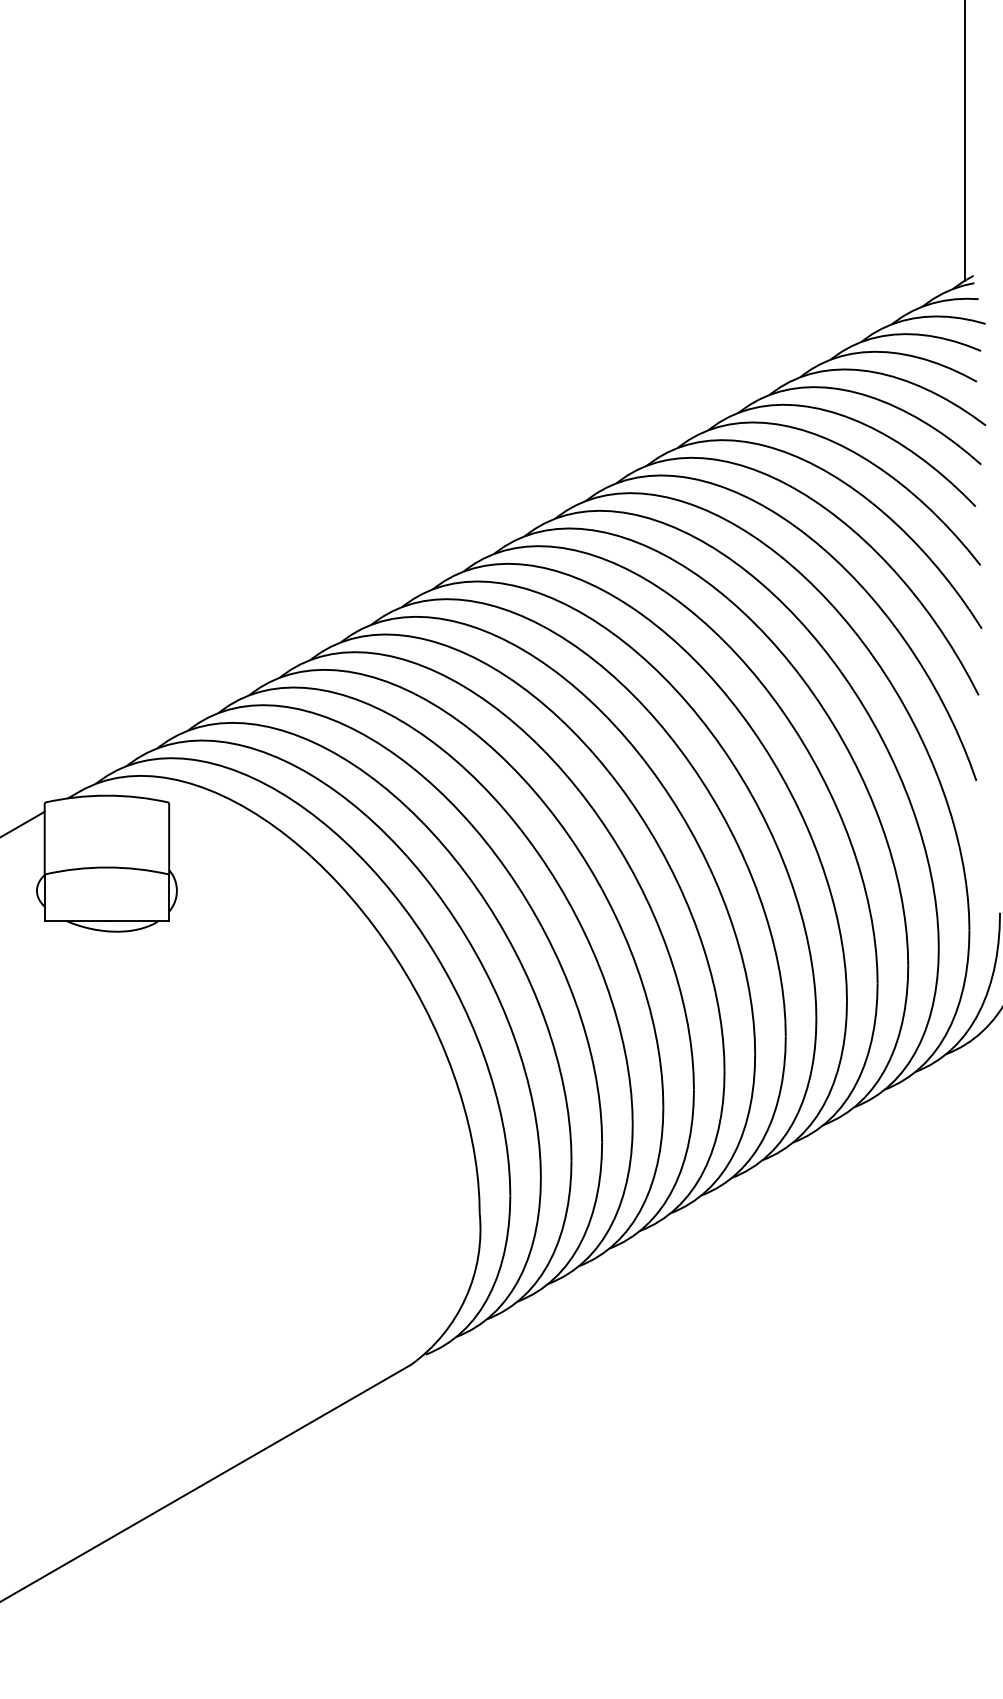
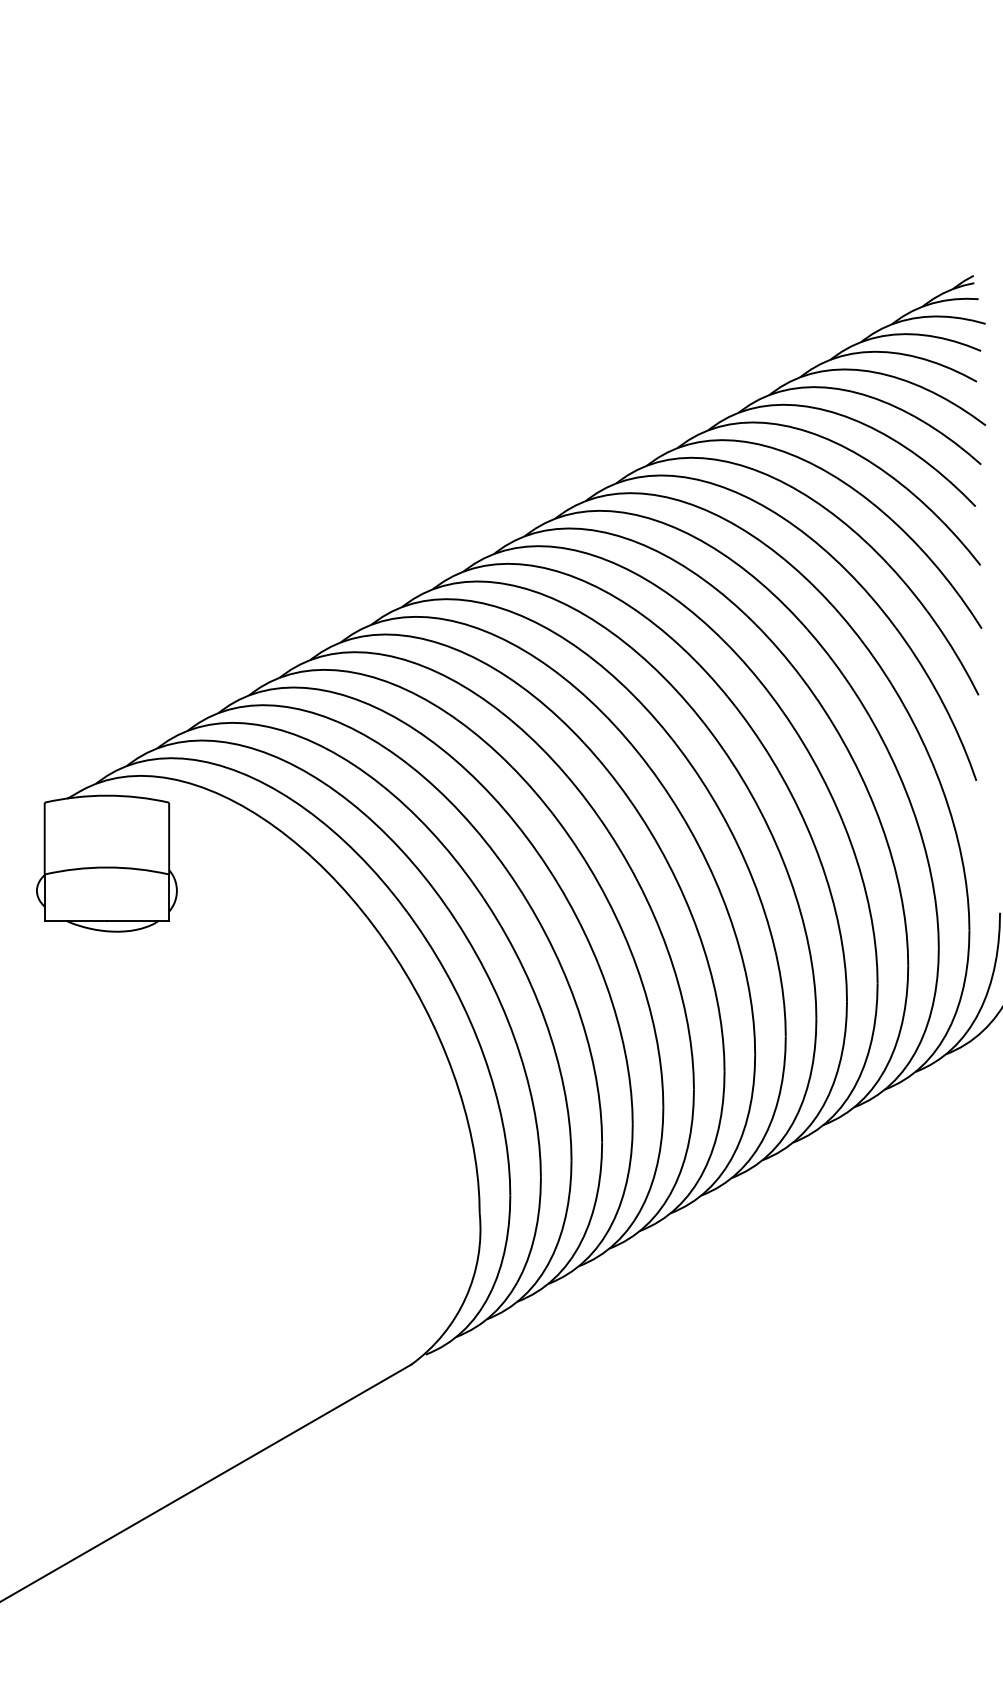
line: present -> none (964, 141)
line: present -> none (23, 823)
